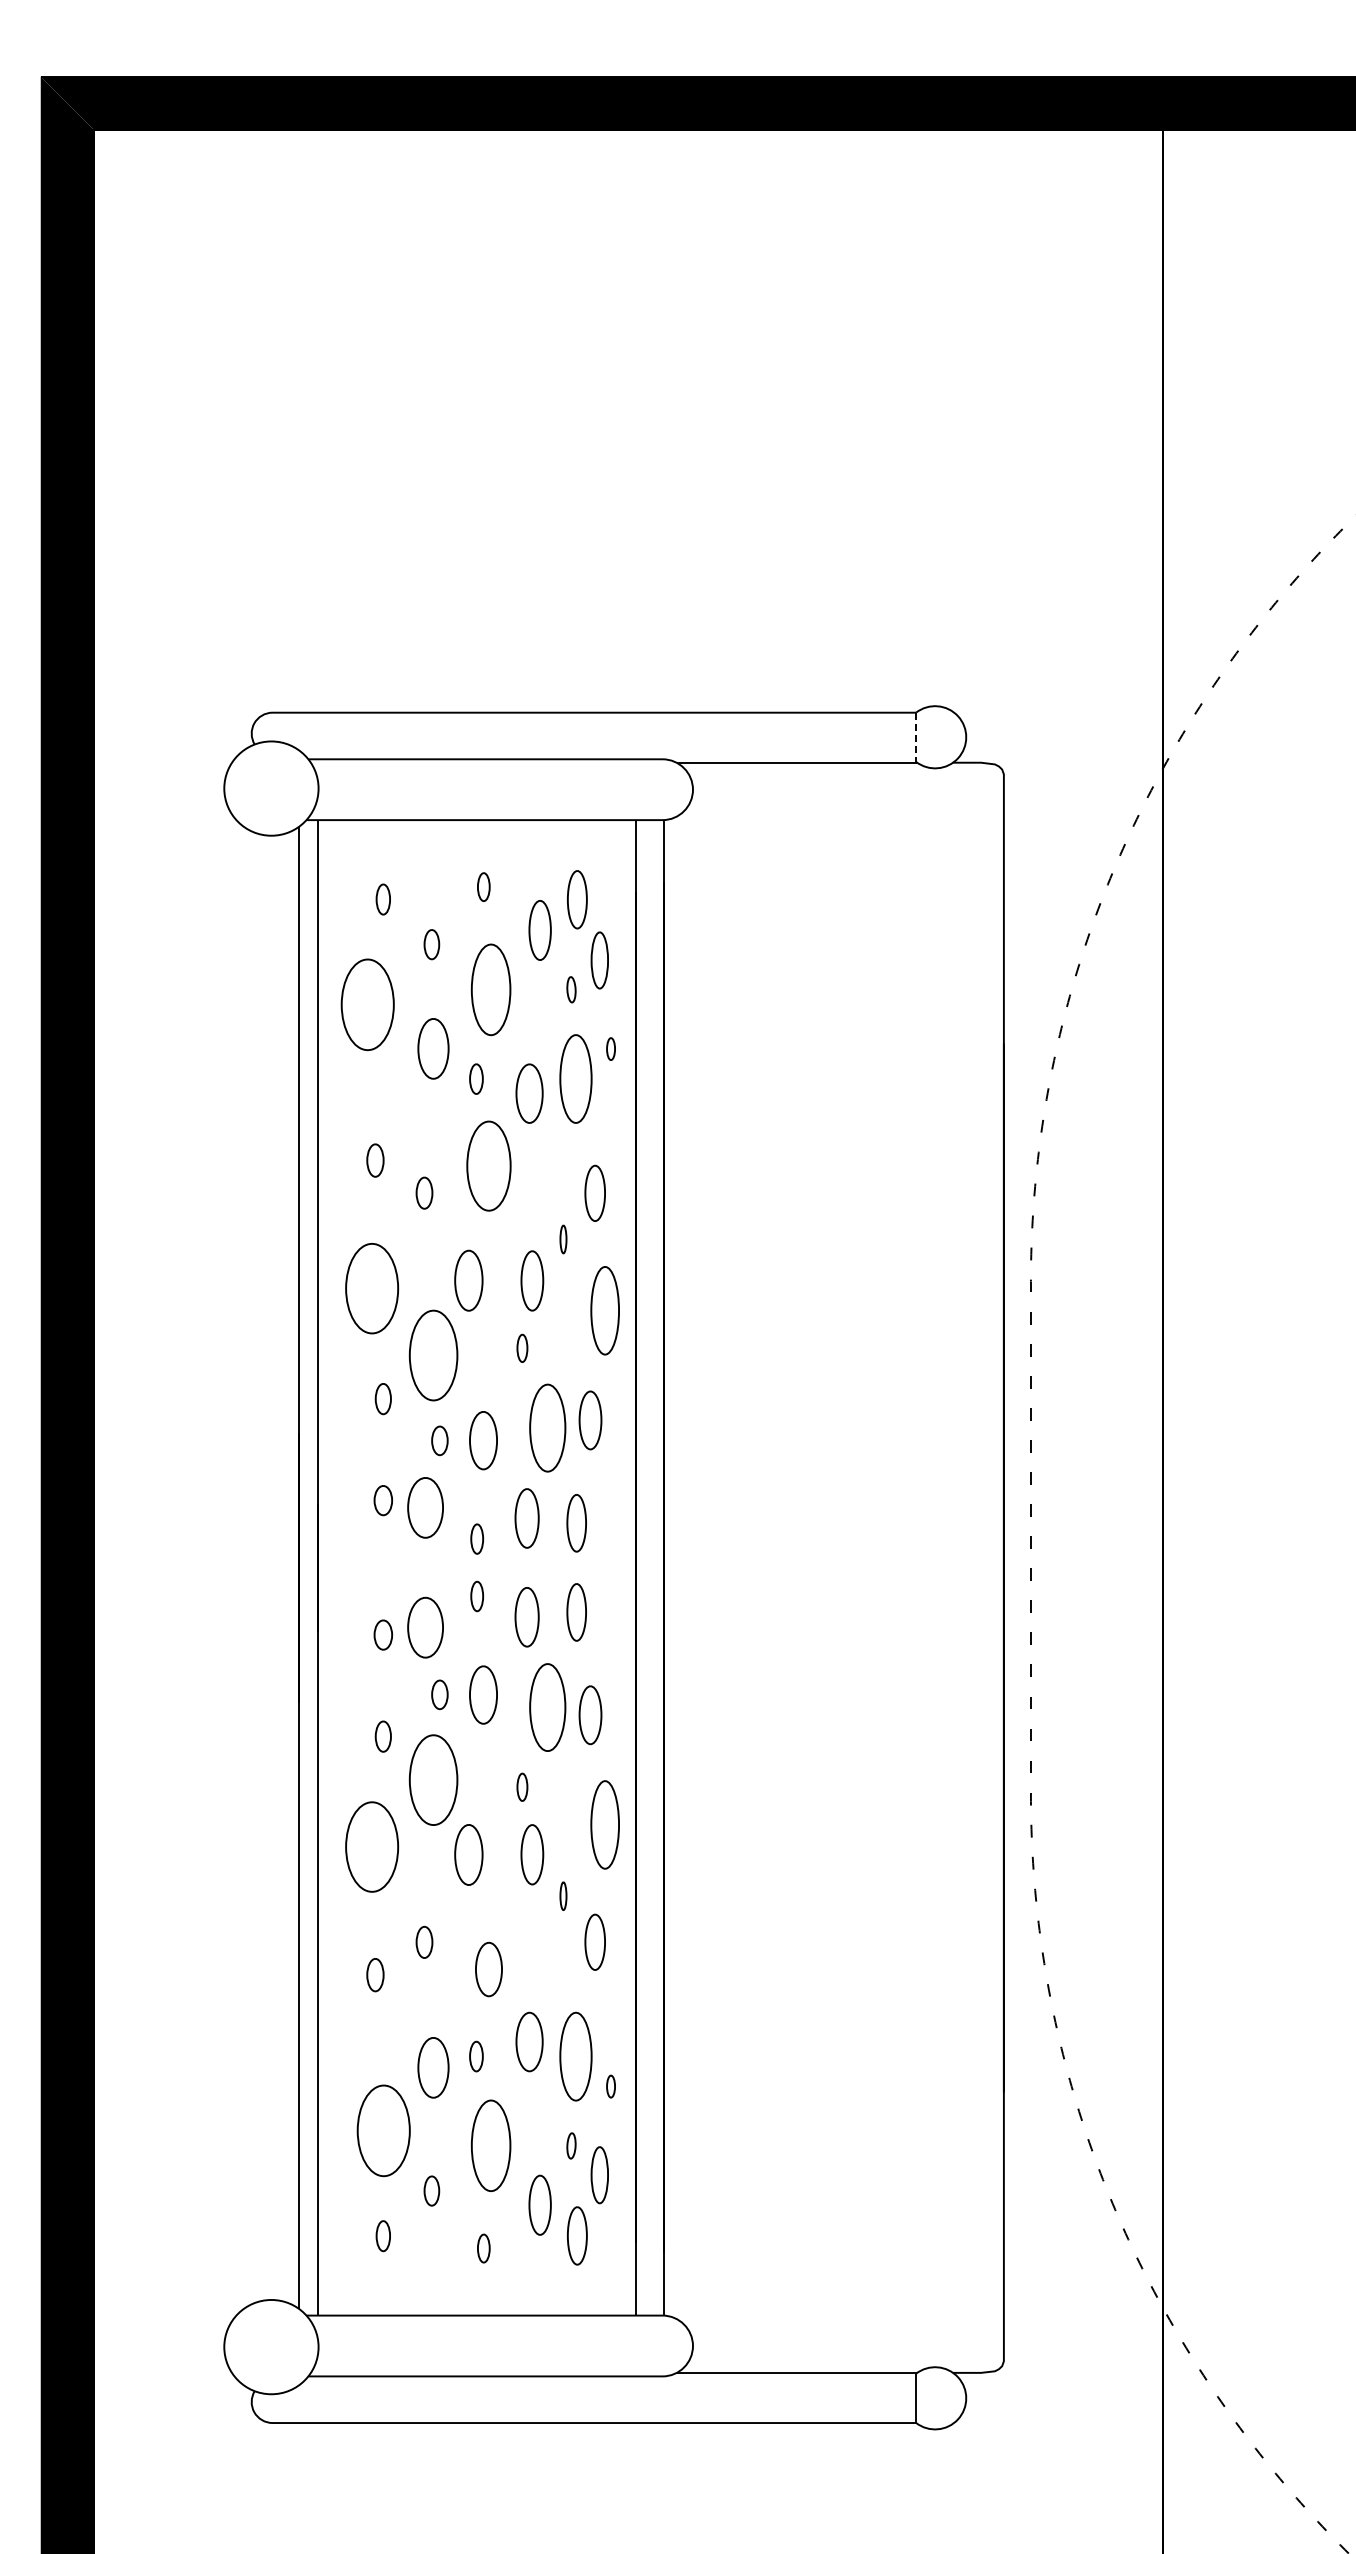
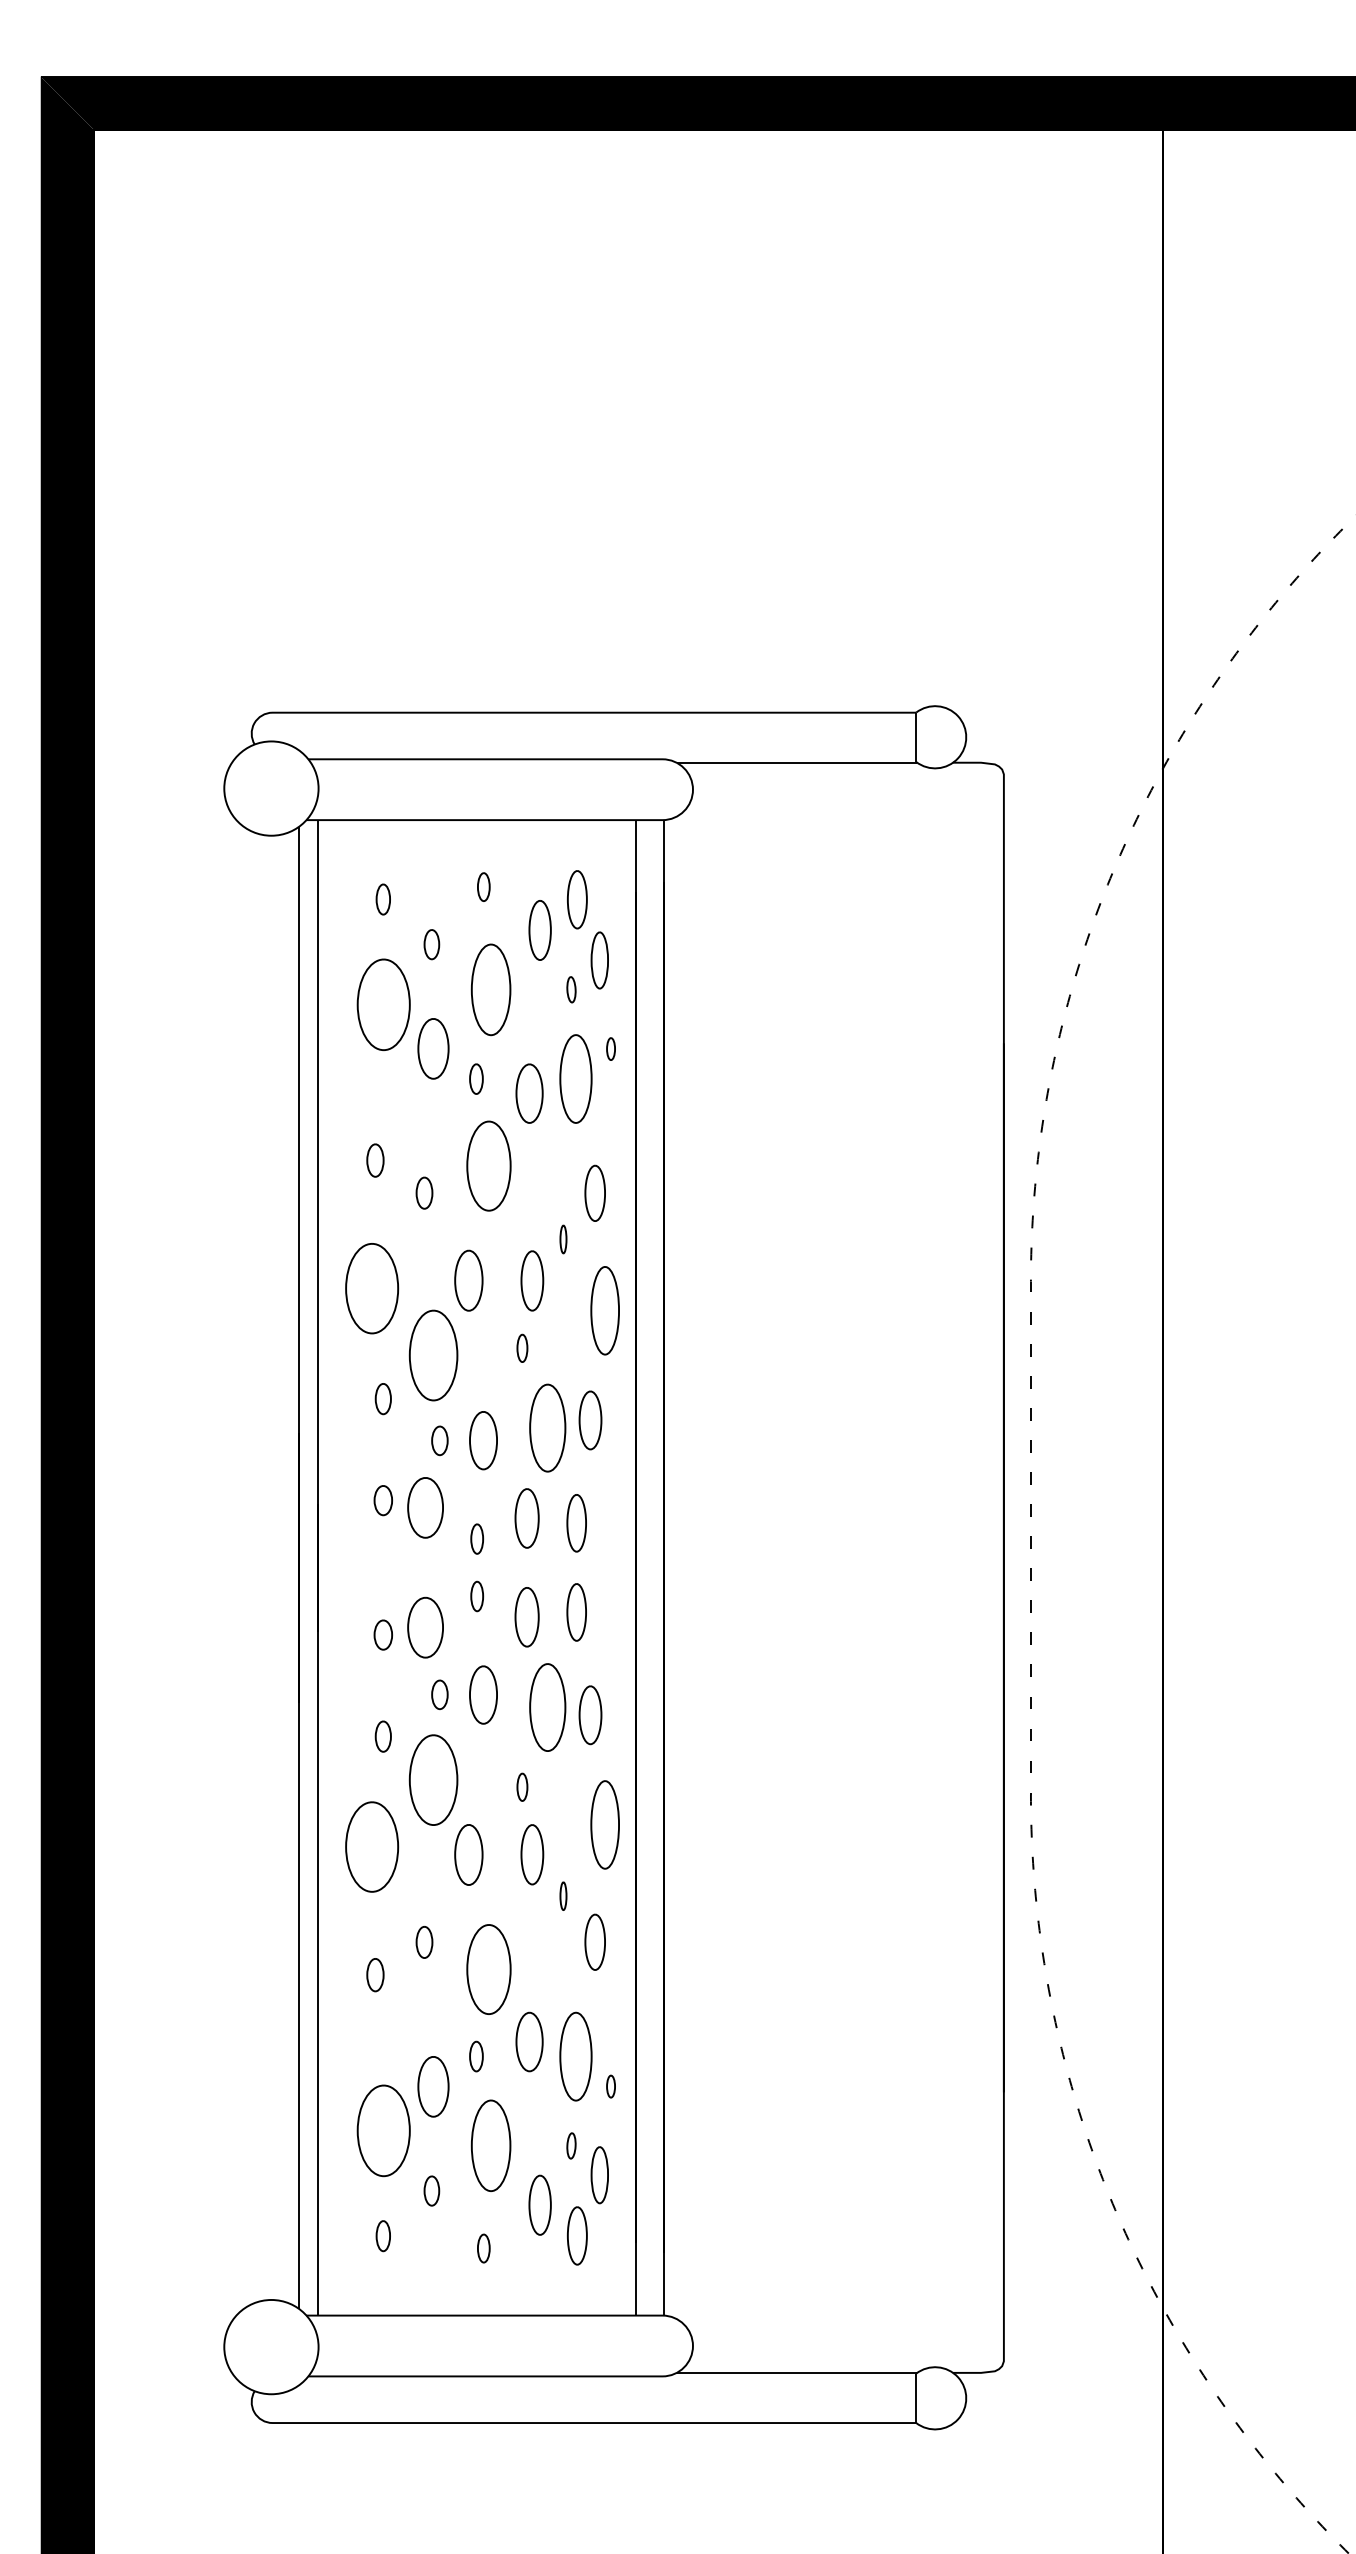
line: dashed -> solid (916, 737)
part position: (367, 1004) -> (383, 1004) (383, 1004)
part size: 28x57 px -> 46x91 px (488, 1969)
part position: (433, 2067) -> (433, 2086) (433, 2086)
